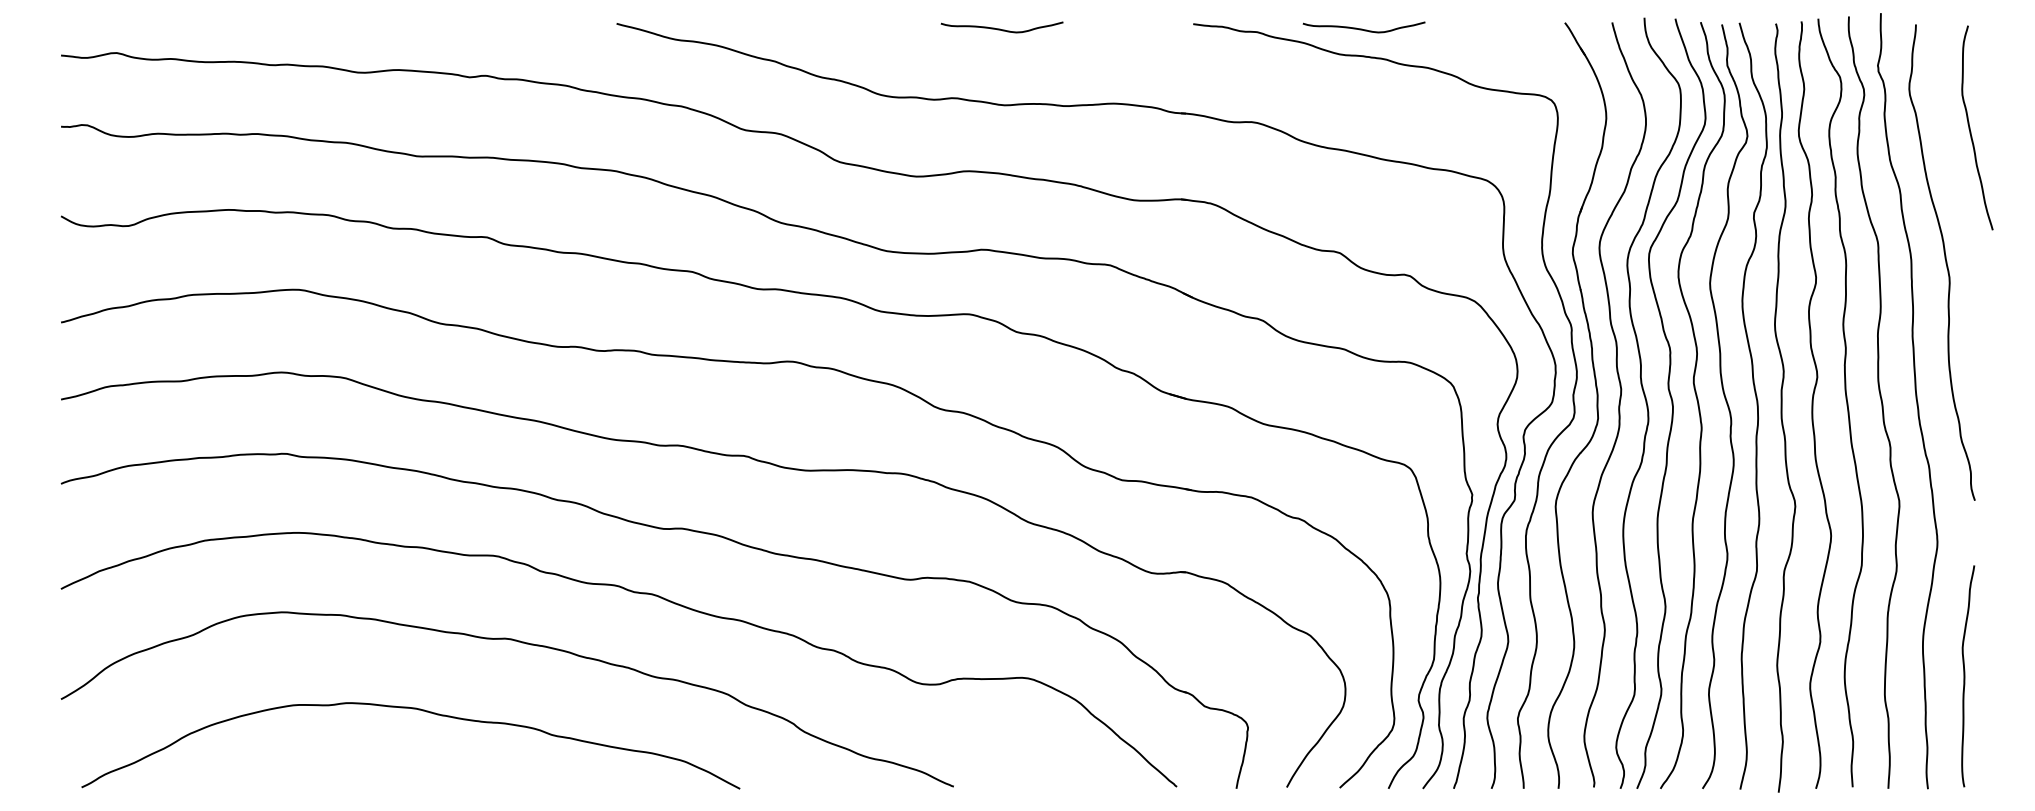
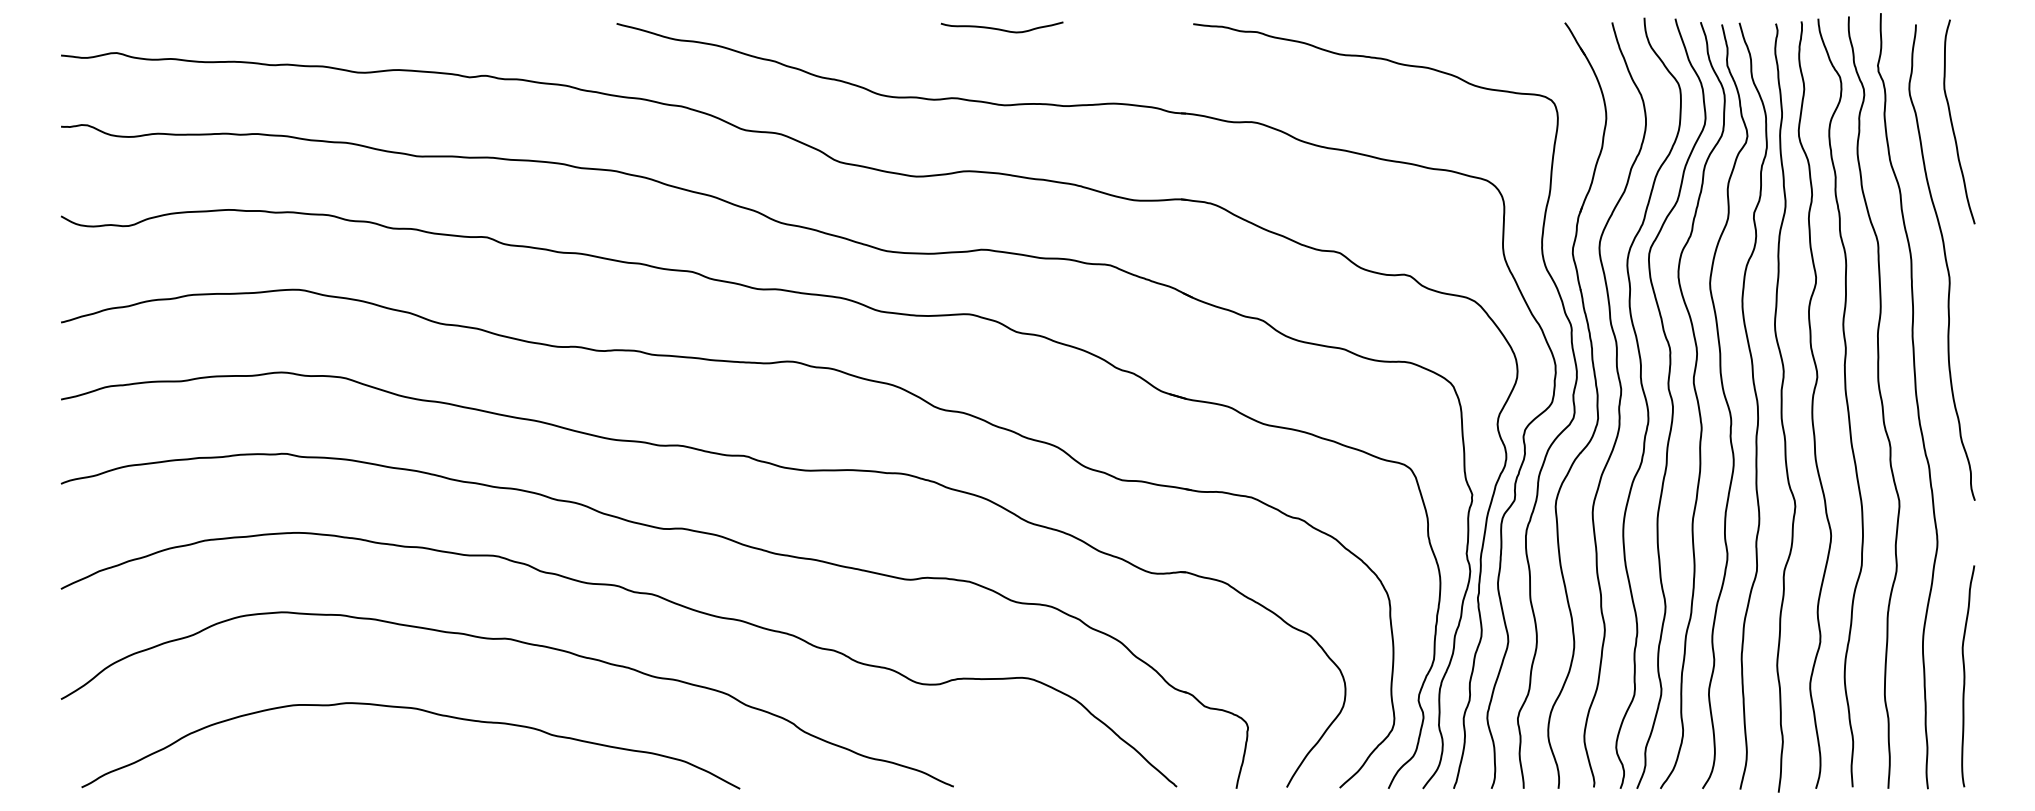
curve: present -> none (1362, 28)
curve position: (1970, 127) -> (1952, 121) (1952, 121)
